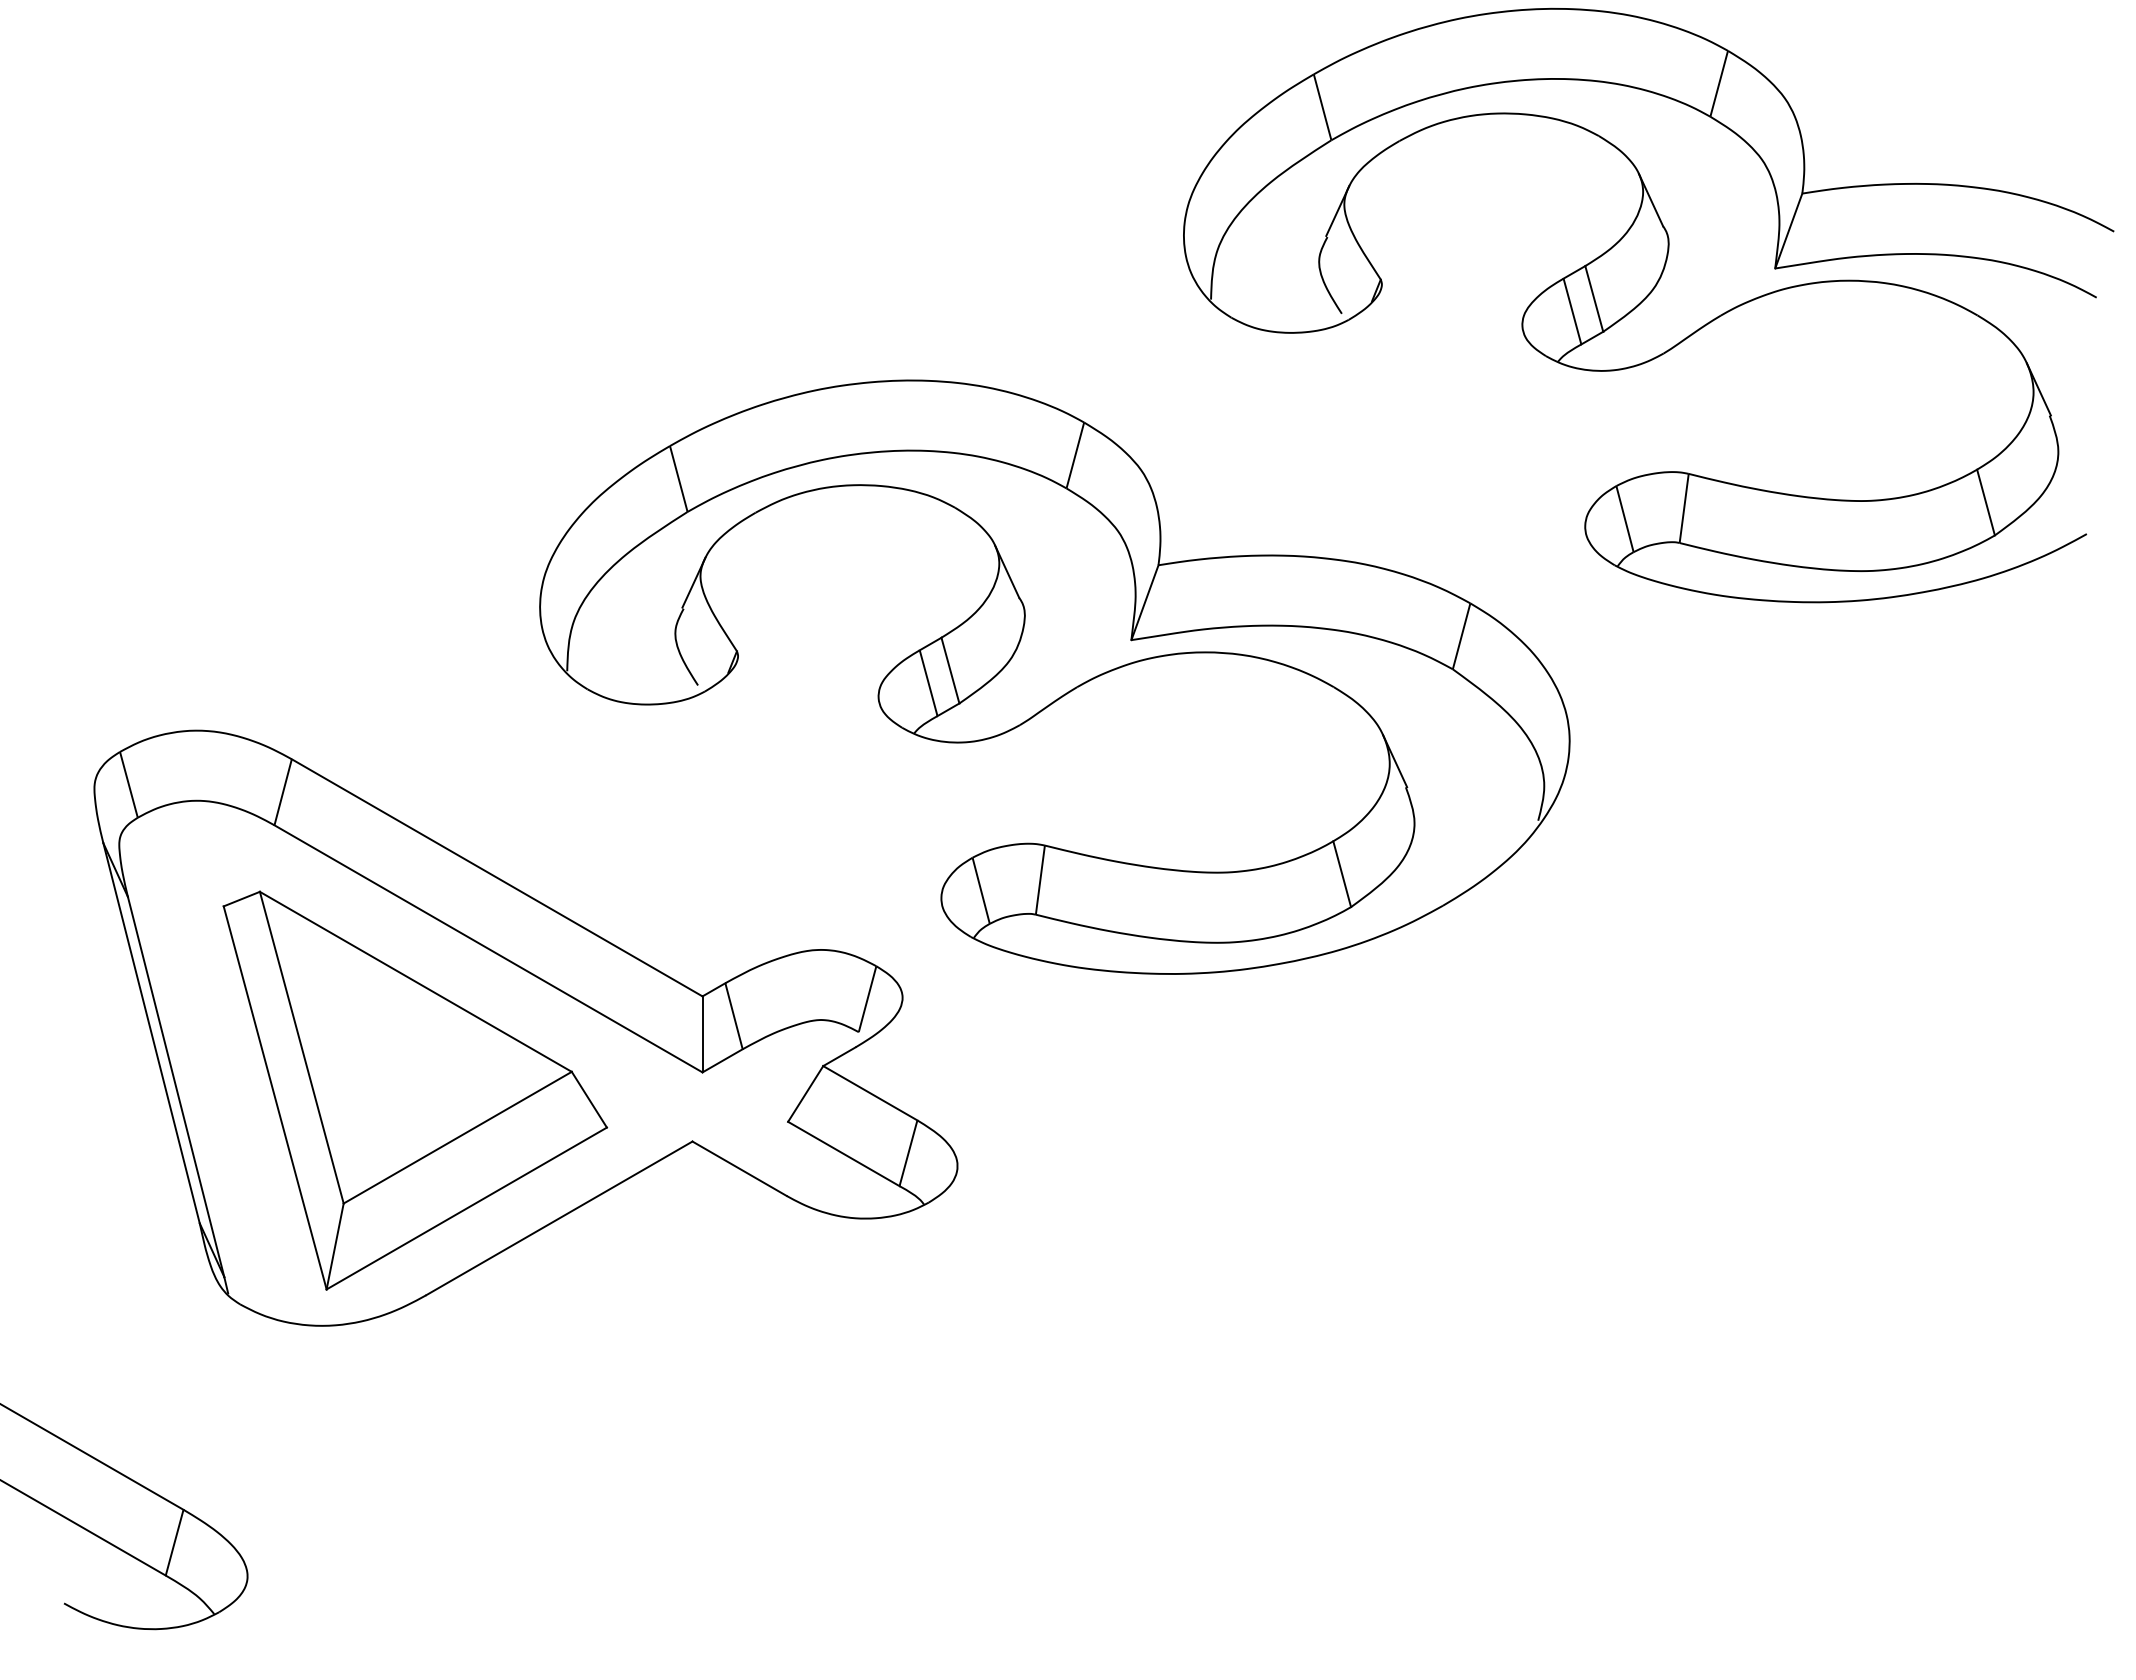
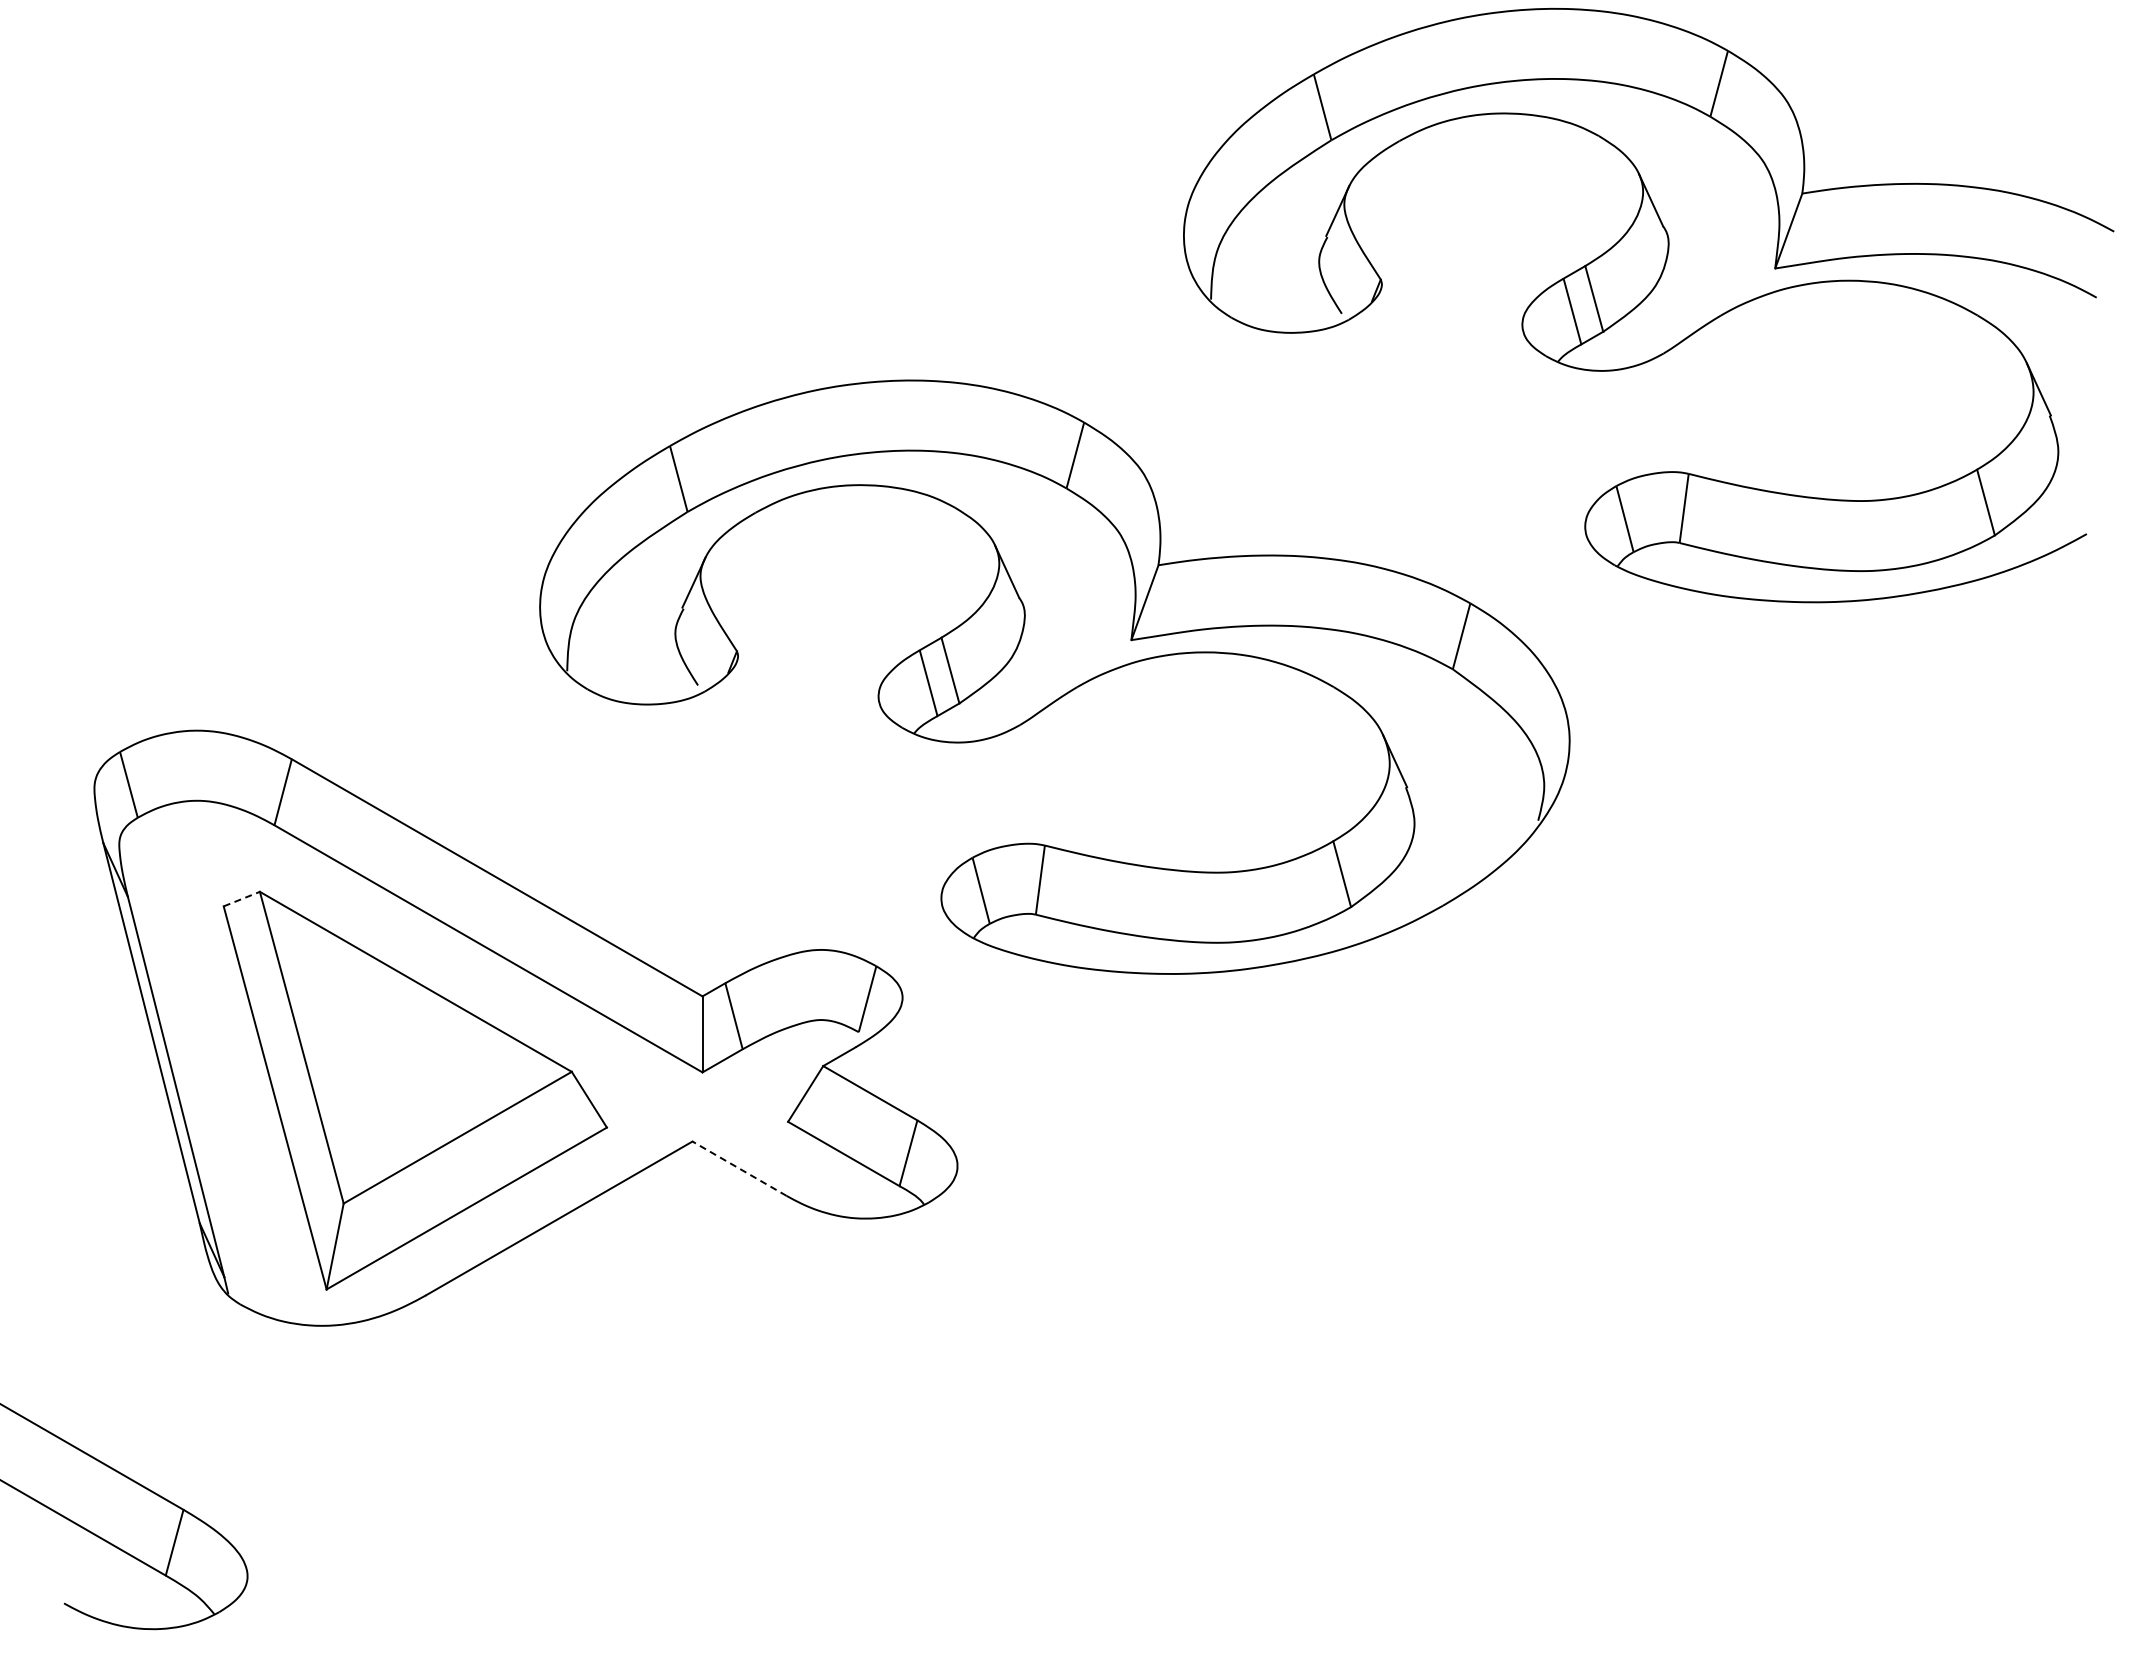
line: solid -> dashed (241, 899)
line: solid -> dashed (739, 1168)
